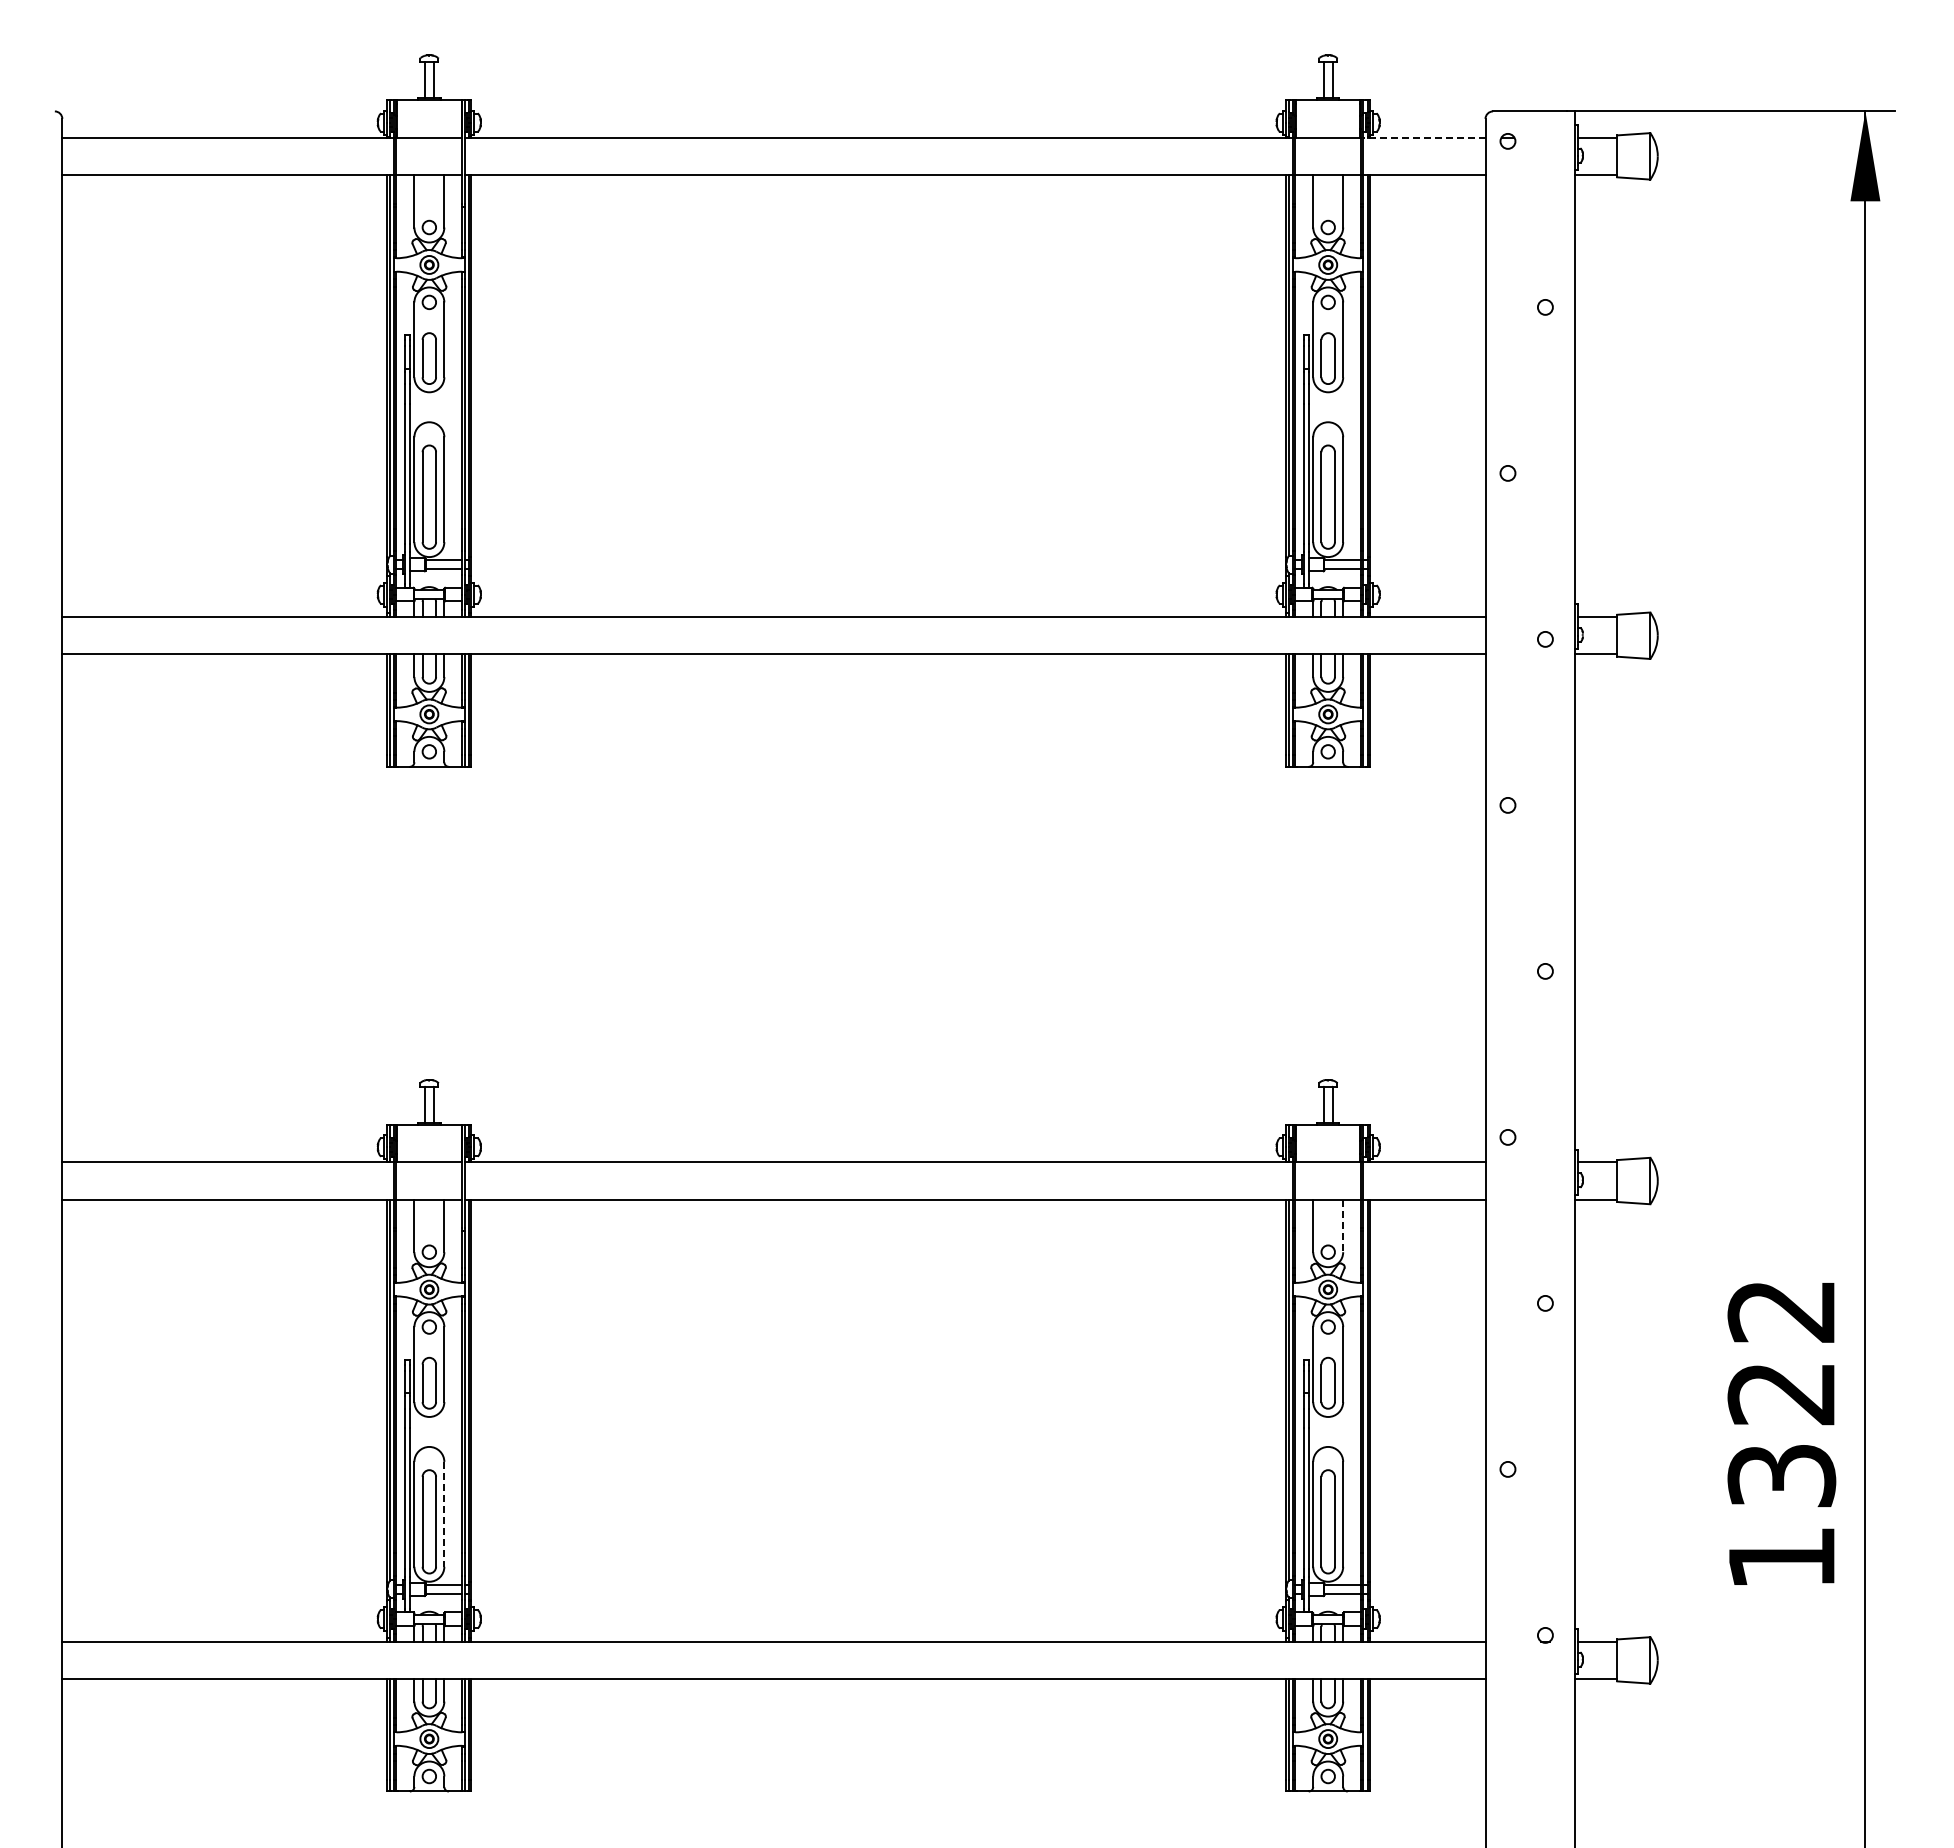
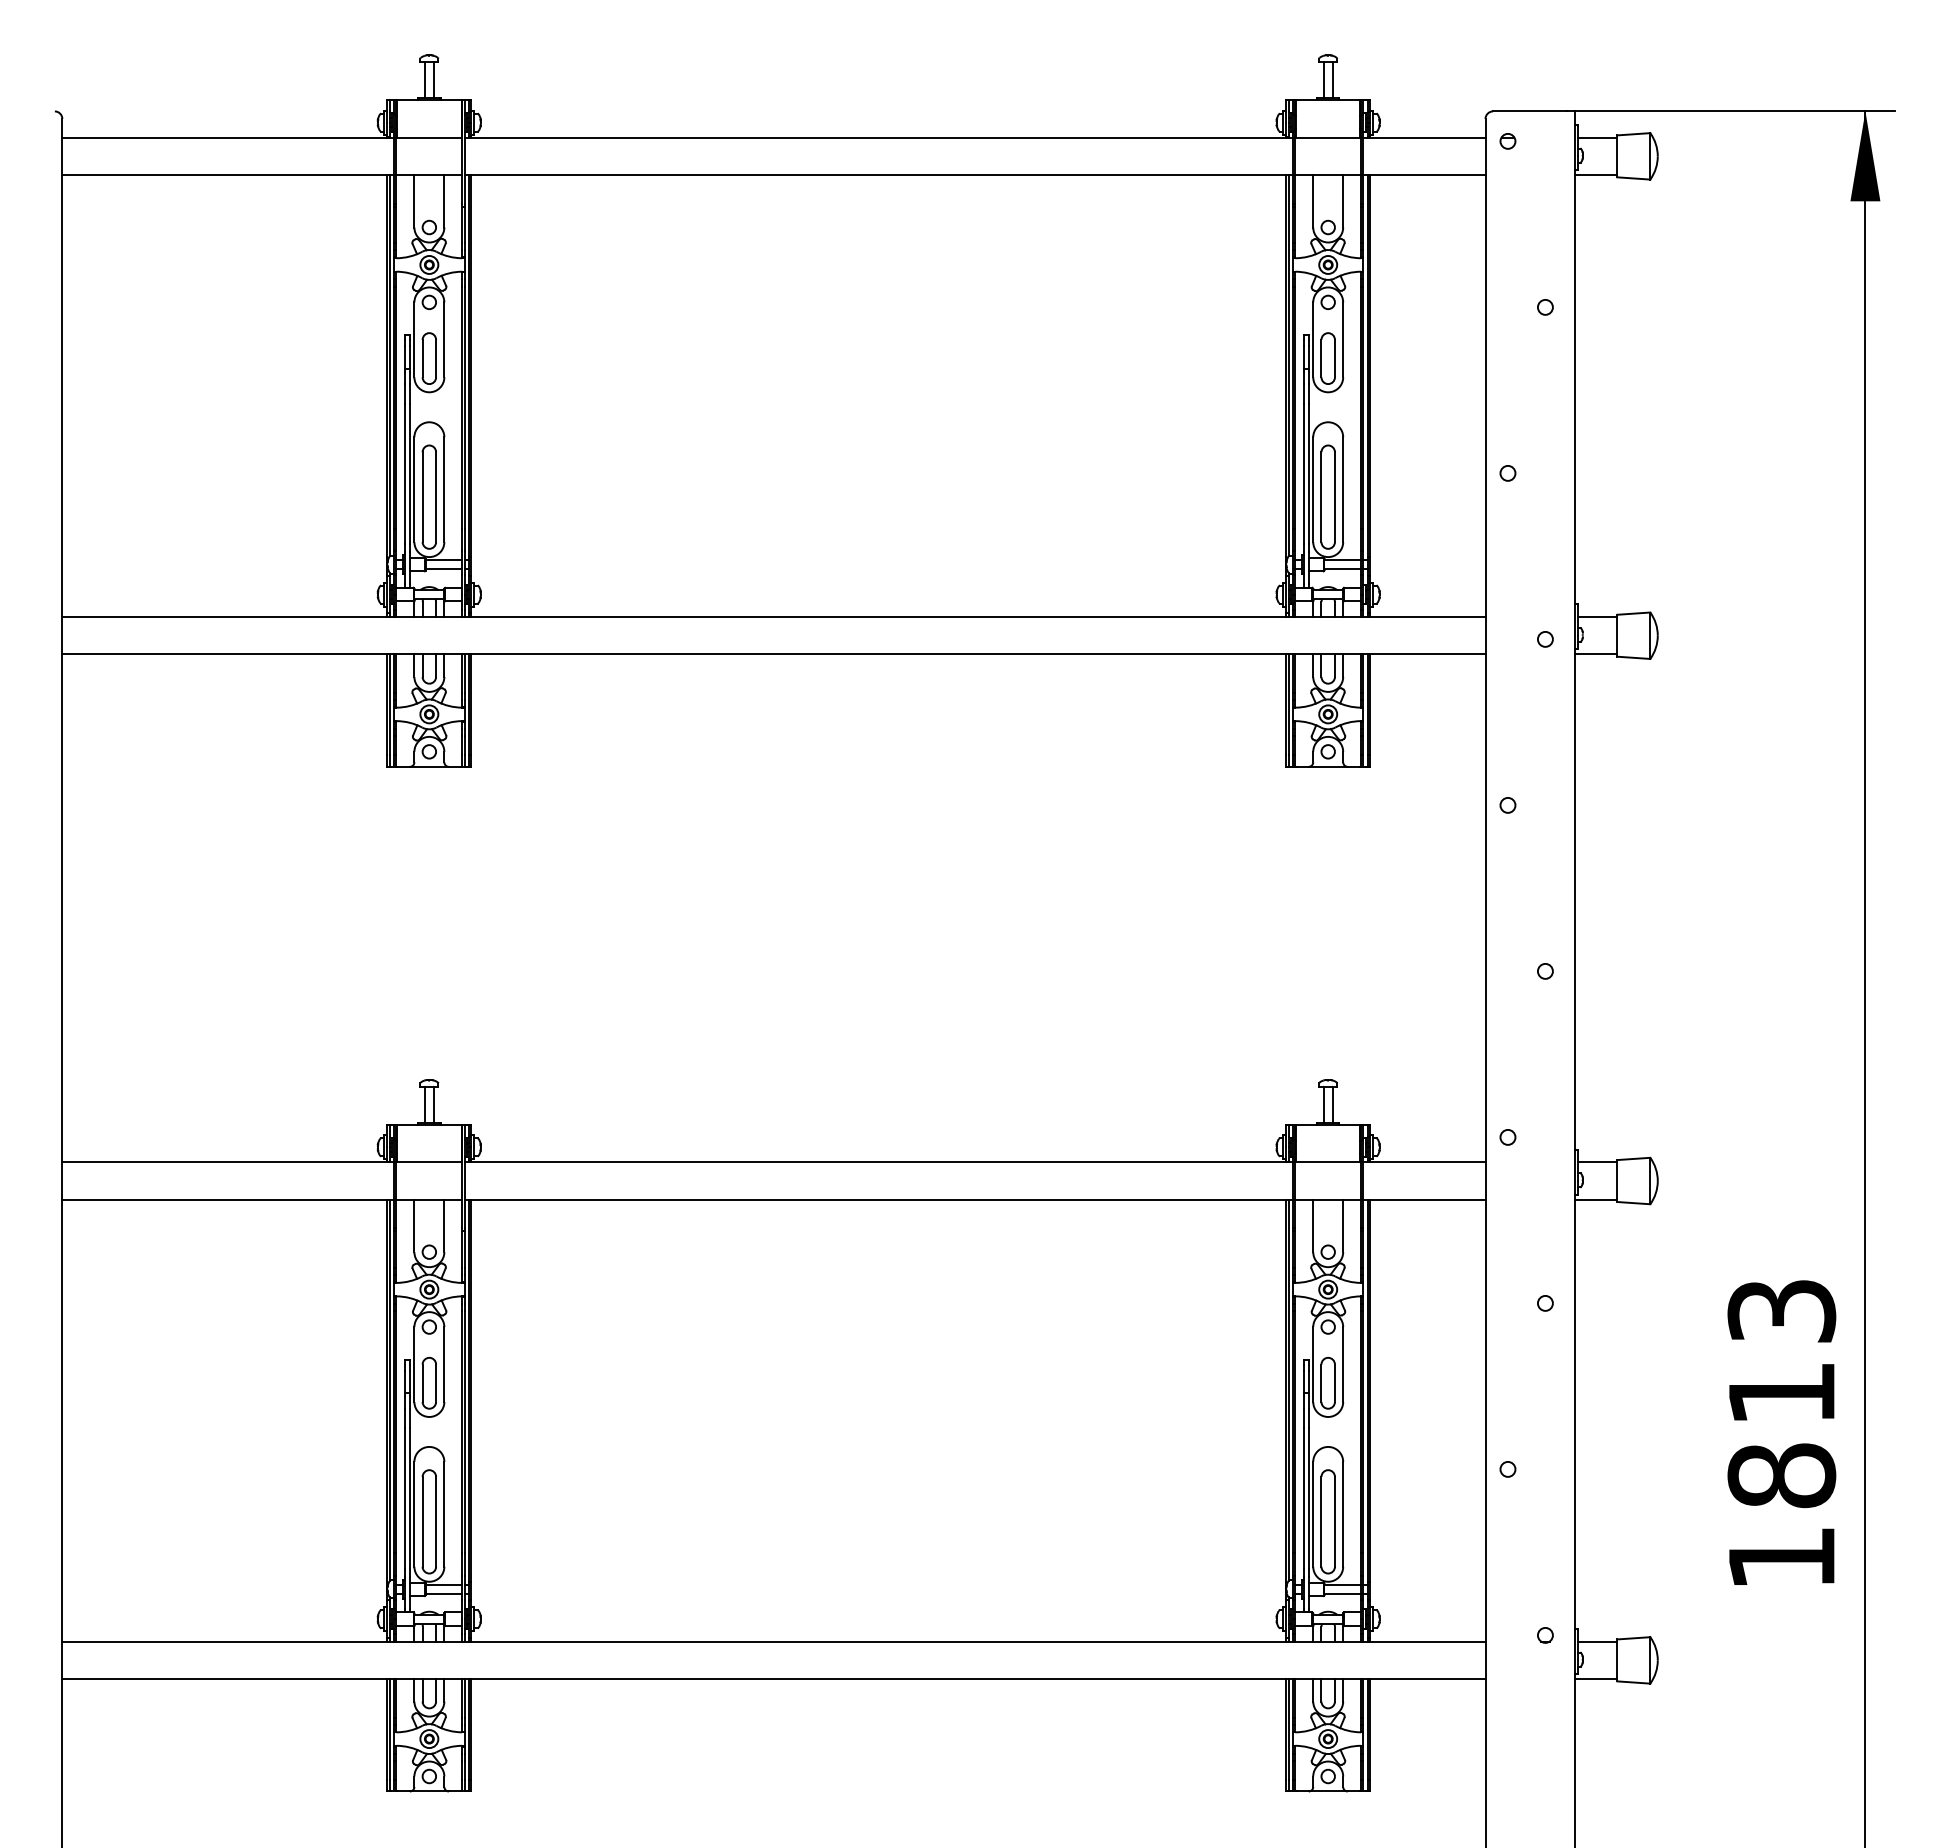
line: dashed -> solid (1423, 137)
line: dashed -> solid (1343, 1226)
text: 1322 -> 1813 (1781, 1394)
line: dashed -> solid (444, 1514)
